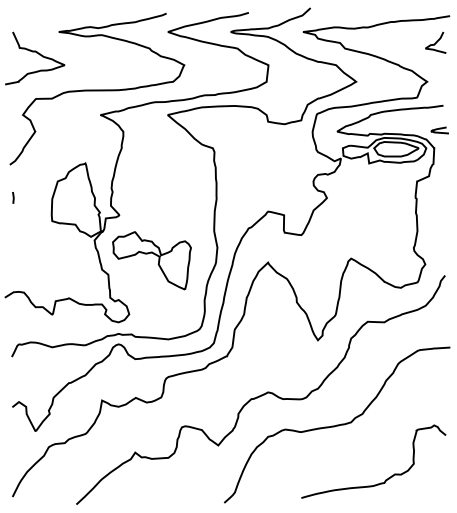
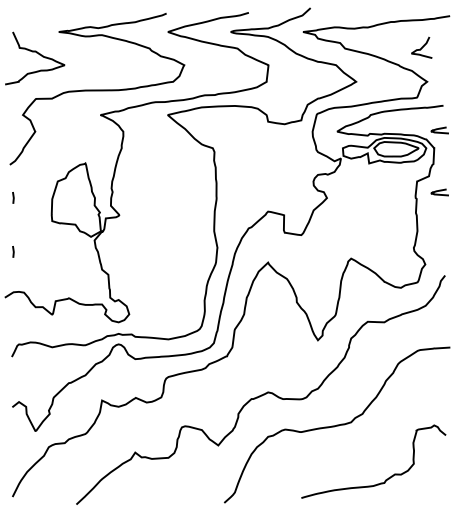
curve position: (435, 42) -> (421, 47) (421, 47)
curve: none -> present (439, 191)
line: none -> present (13, 251)
part: present -> none (153, 254)
